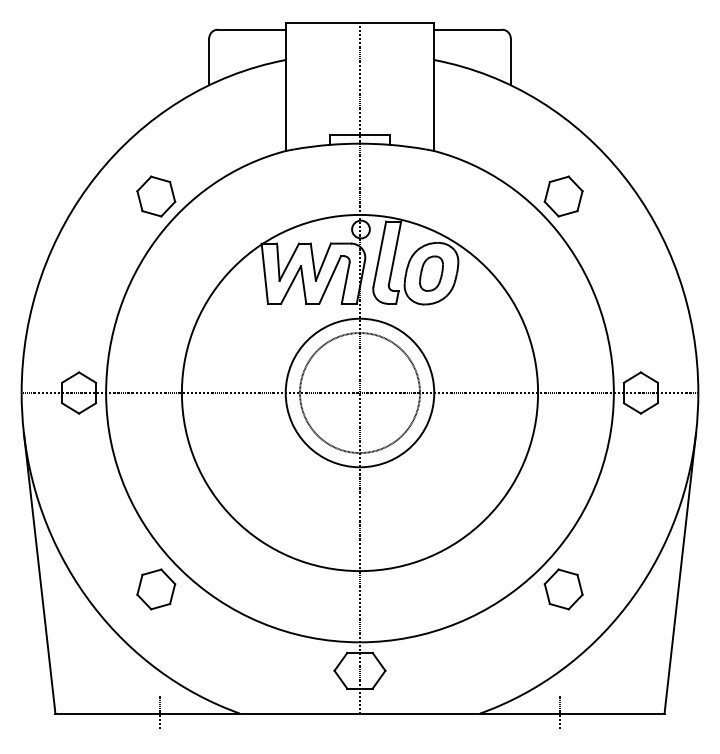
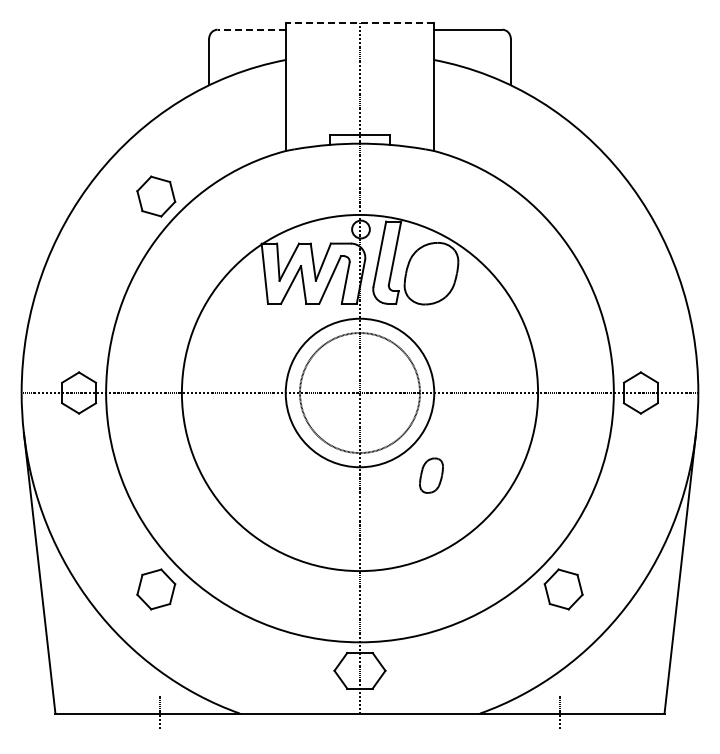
line: solid -> dashed (359, 22)
line: solid -> dashed (251, 29)
part: present -> none (563, 196)
part position: (431, 273) -> (431, 475) (431, 475)
